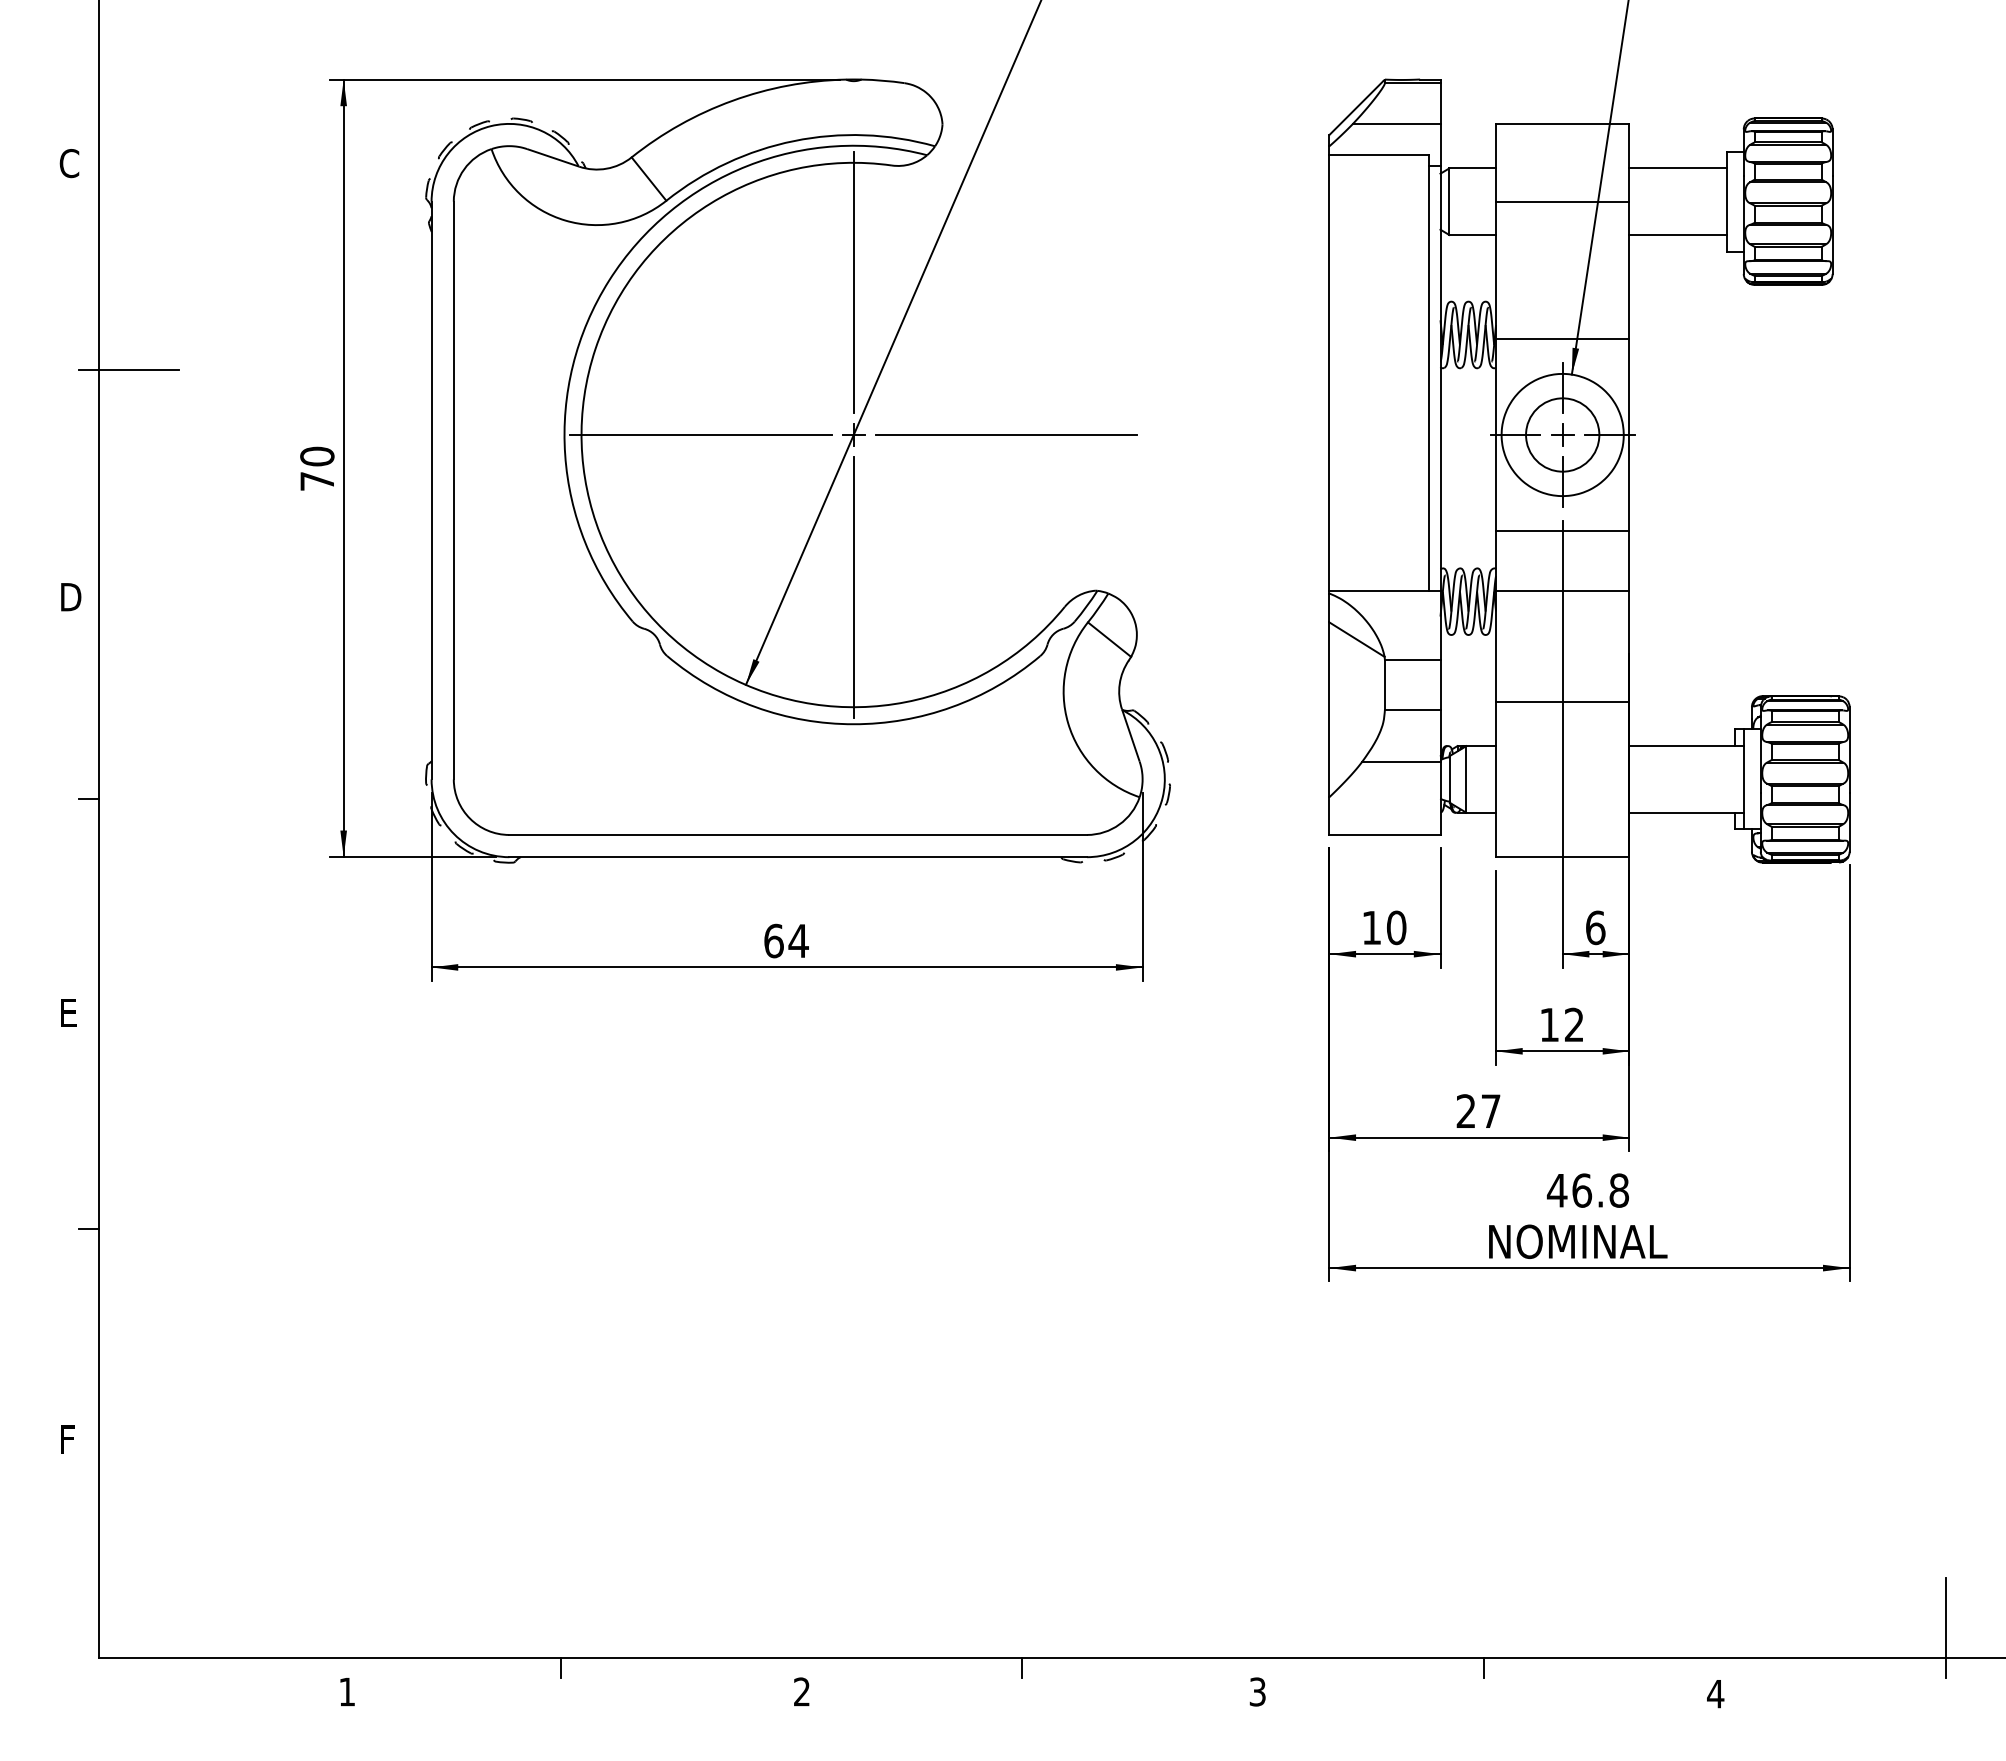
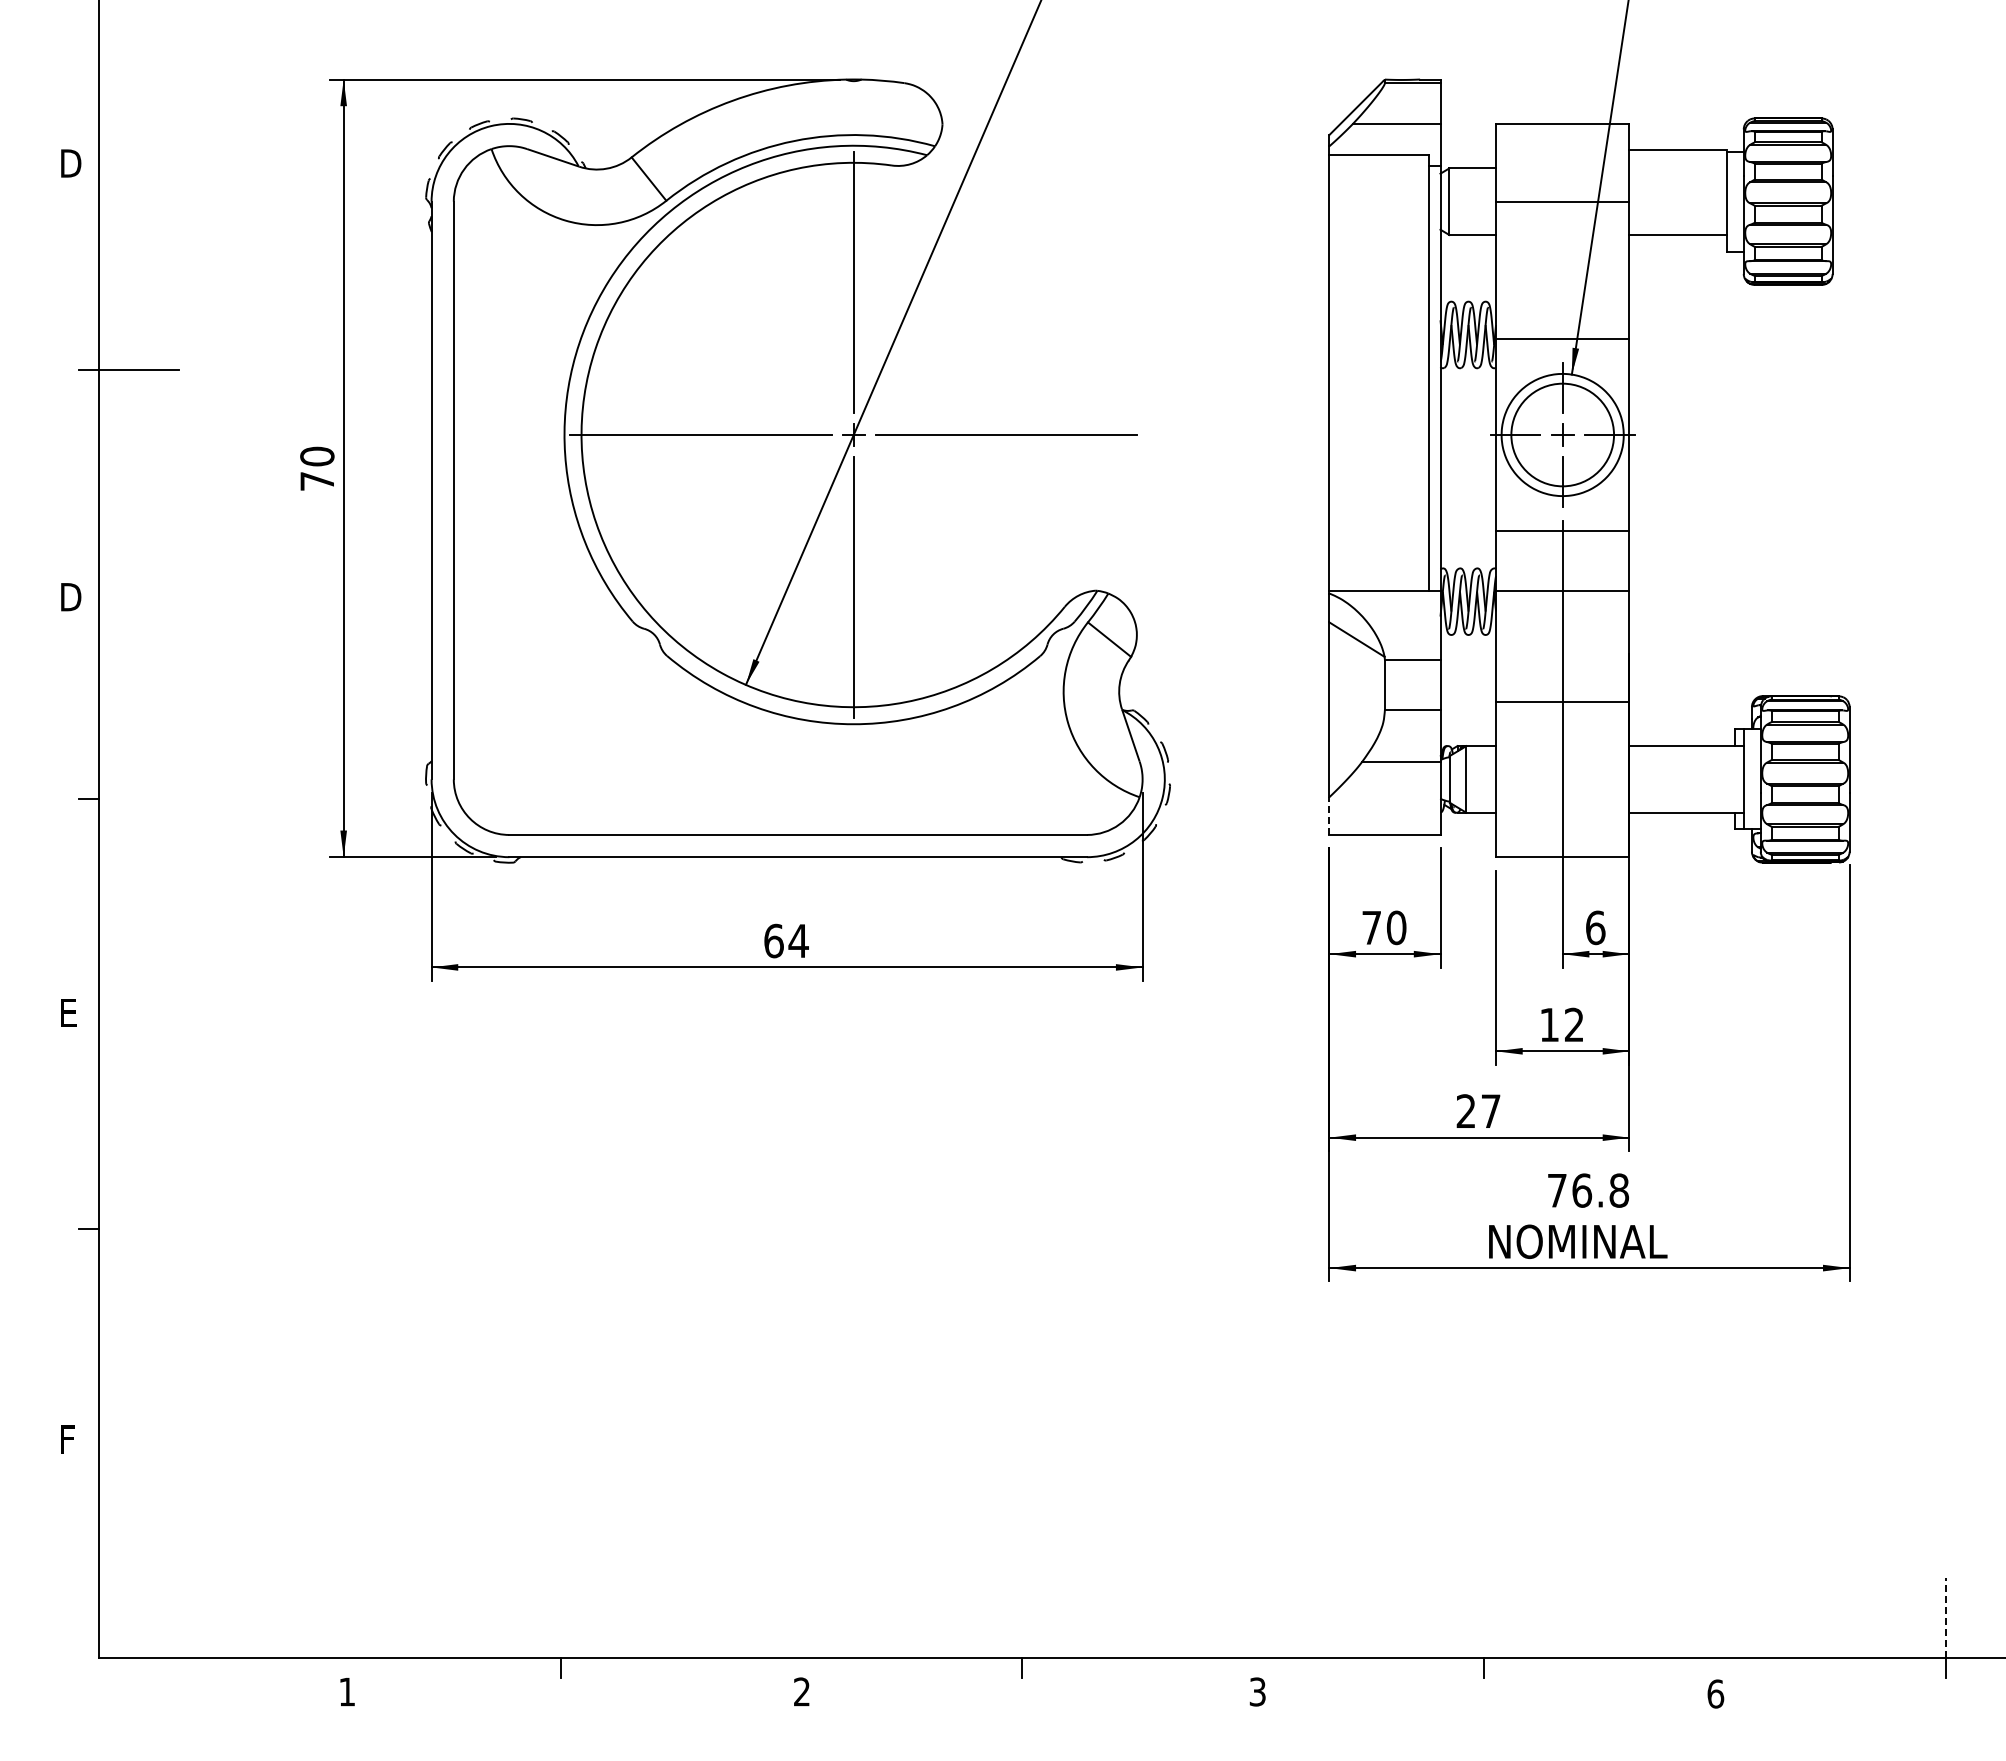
text: C -> D (70, 163)
line position: (1678, 168) -> (1678, 150) (1678, 150)
circle diameter: 73 px -> 103 px (1562, 434)
line: solid -> dashed (1329, 816)
text: 10 -> 70 (1371, 927)
text: 46.8 -> 76.8 (1556, 1190)
line: solid -> dashed (1945, 1618)
text: 4 -> 6 (1715, 1693)
